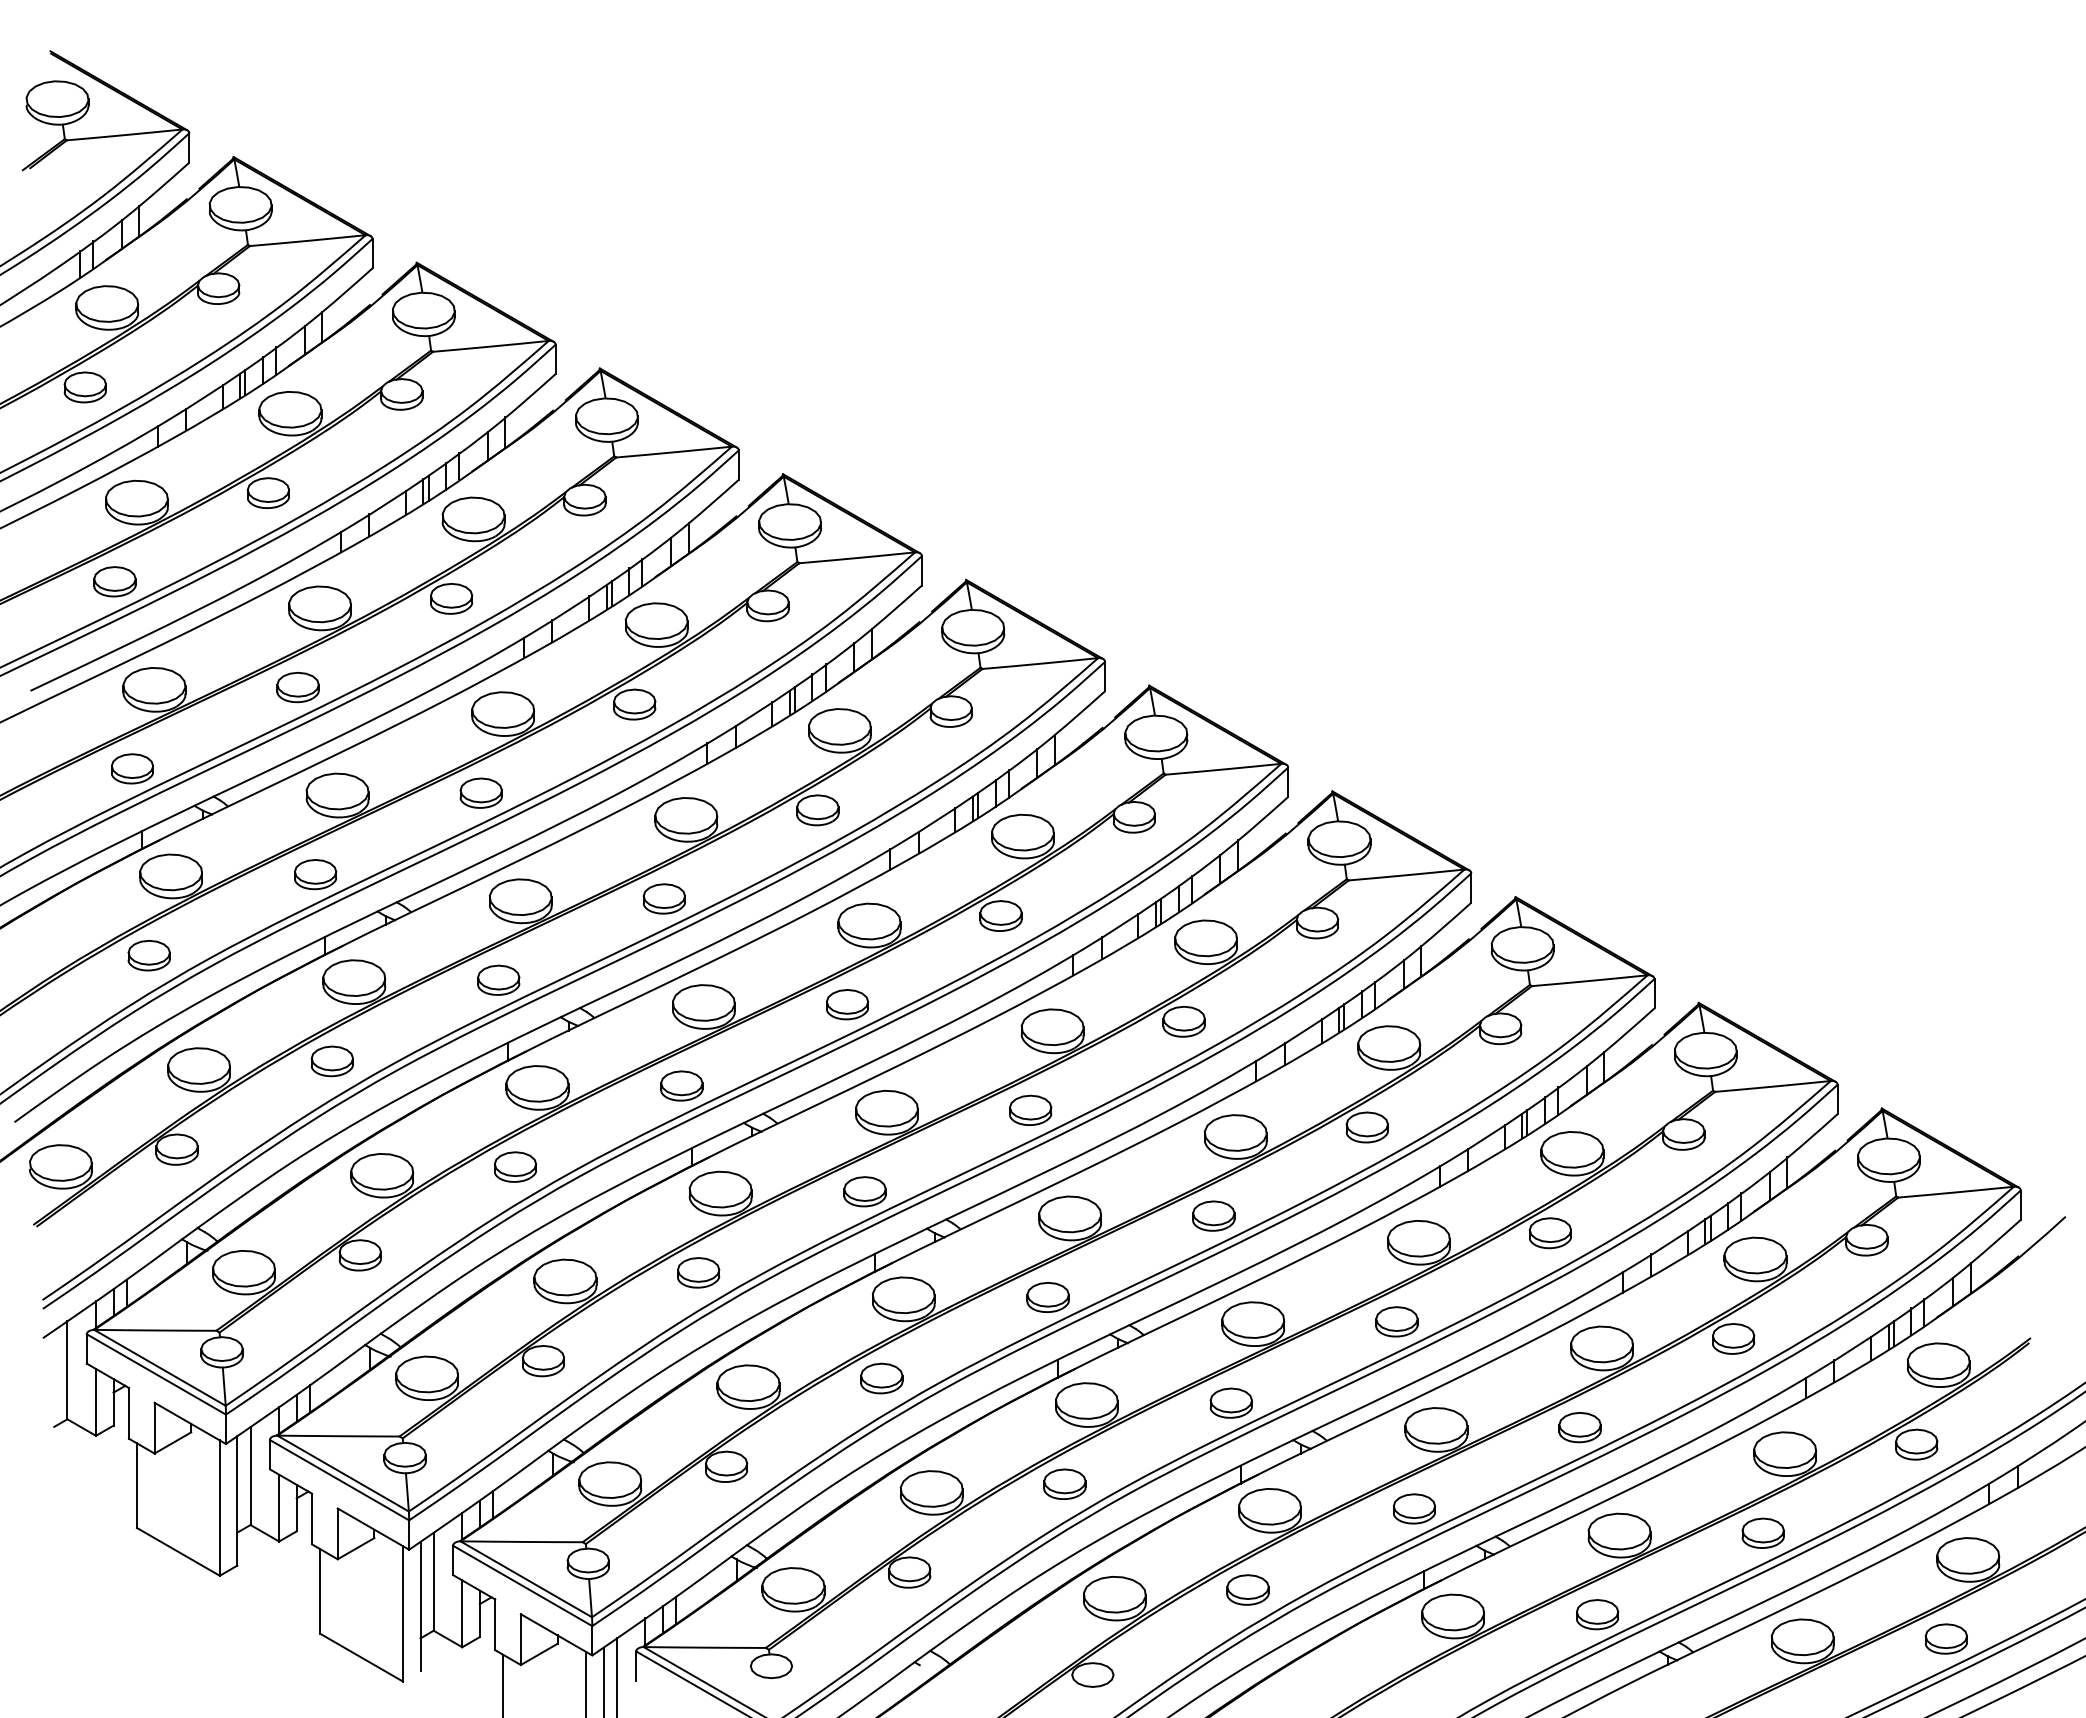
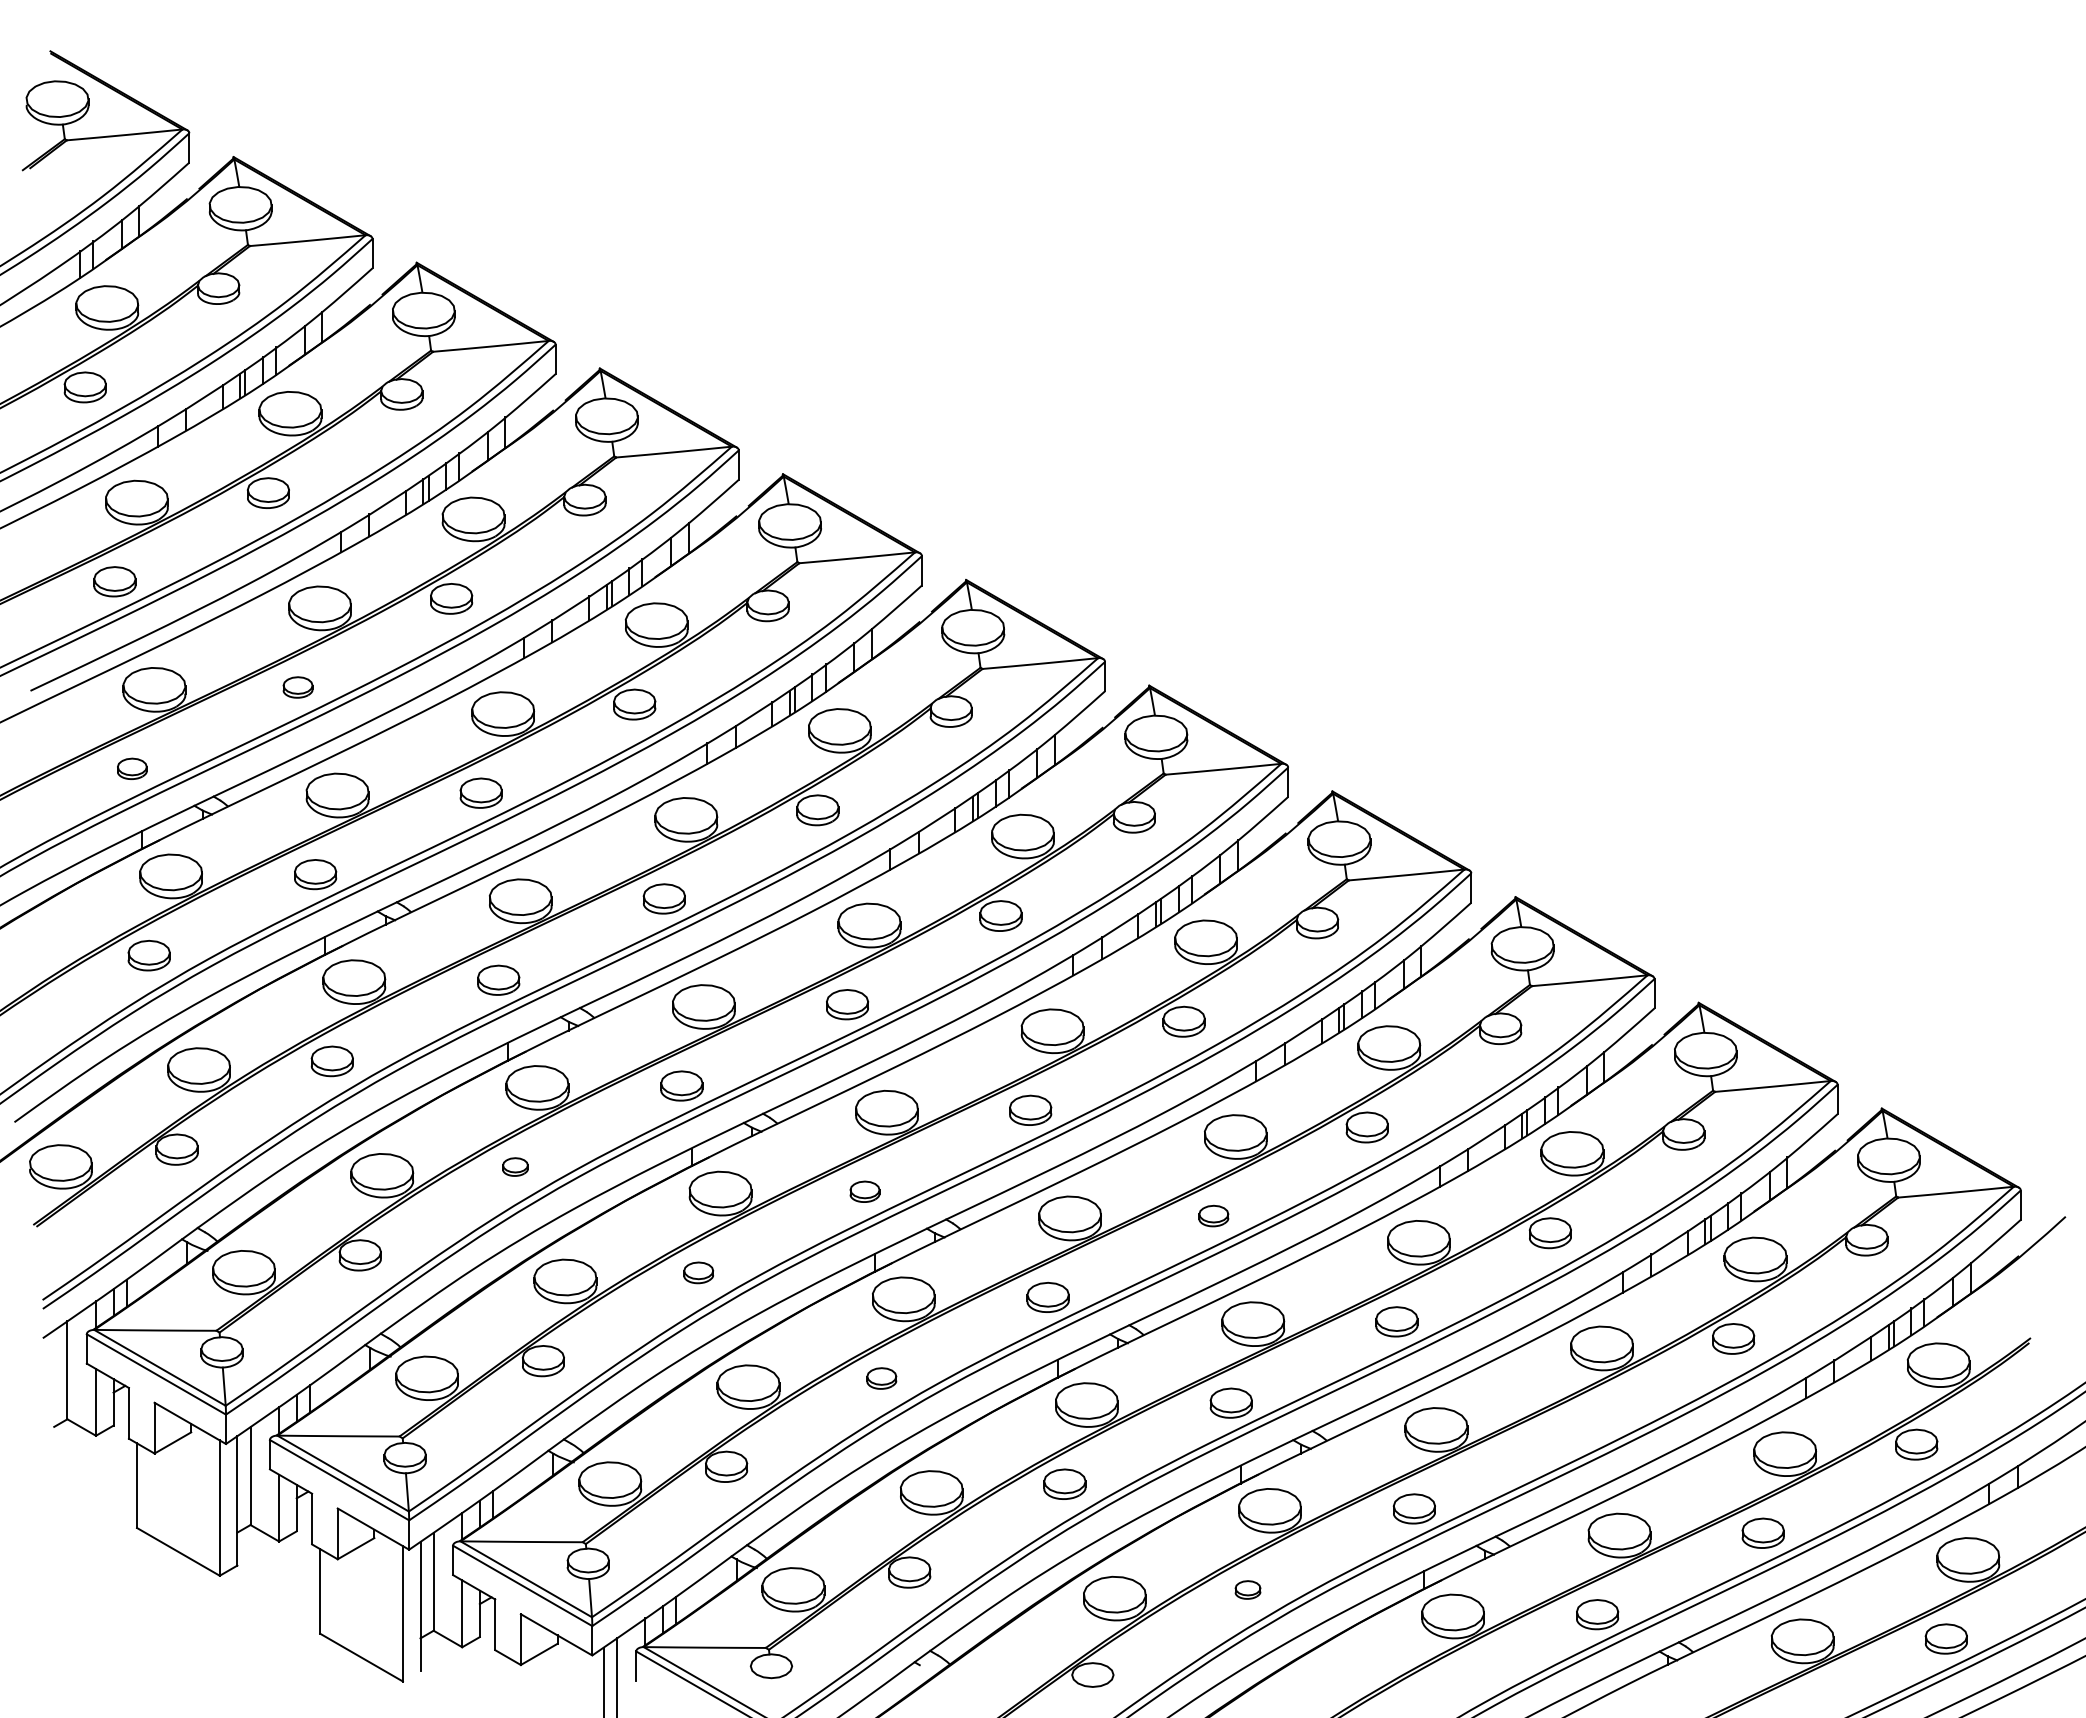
part size: 44x33 px -> 32x23 px (297, 687)
part size: 44x32 px -> 31x23 px (132, 768)
part size: 45x32 px -> 27x20 px (515, 1166)
part size: 44x32 px -> 32x23 px (864, 1191)
part size: 44x32 px -> 32x24 px (1213, 1215)
part size: 44x32 px -> 32x24 px (698, 1272)
part size: 44x33 px -> 32x23 px (881, 1378)
part: present -> none (1579, 1427)
part size: 44x32 px -> 28x20 px (1247, 1589)
line: present -> none (586, 1682)
line: present -> none (503, 1684)
